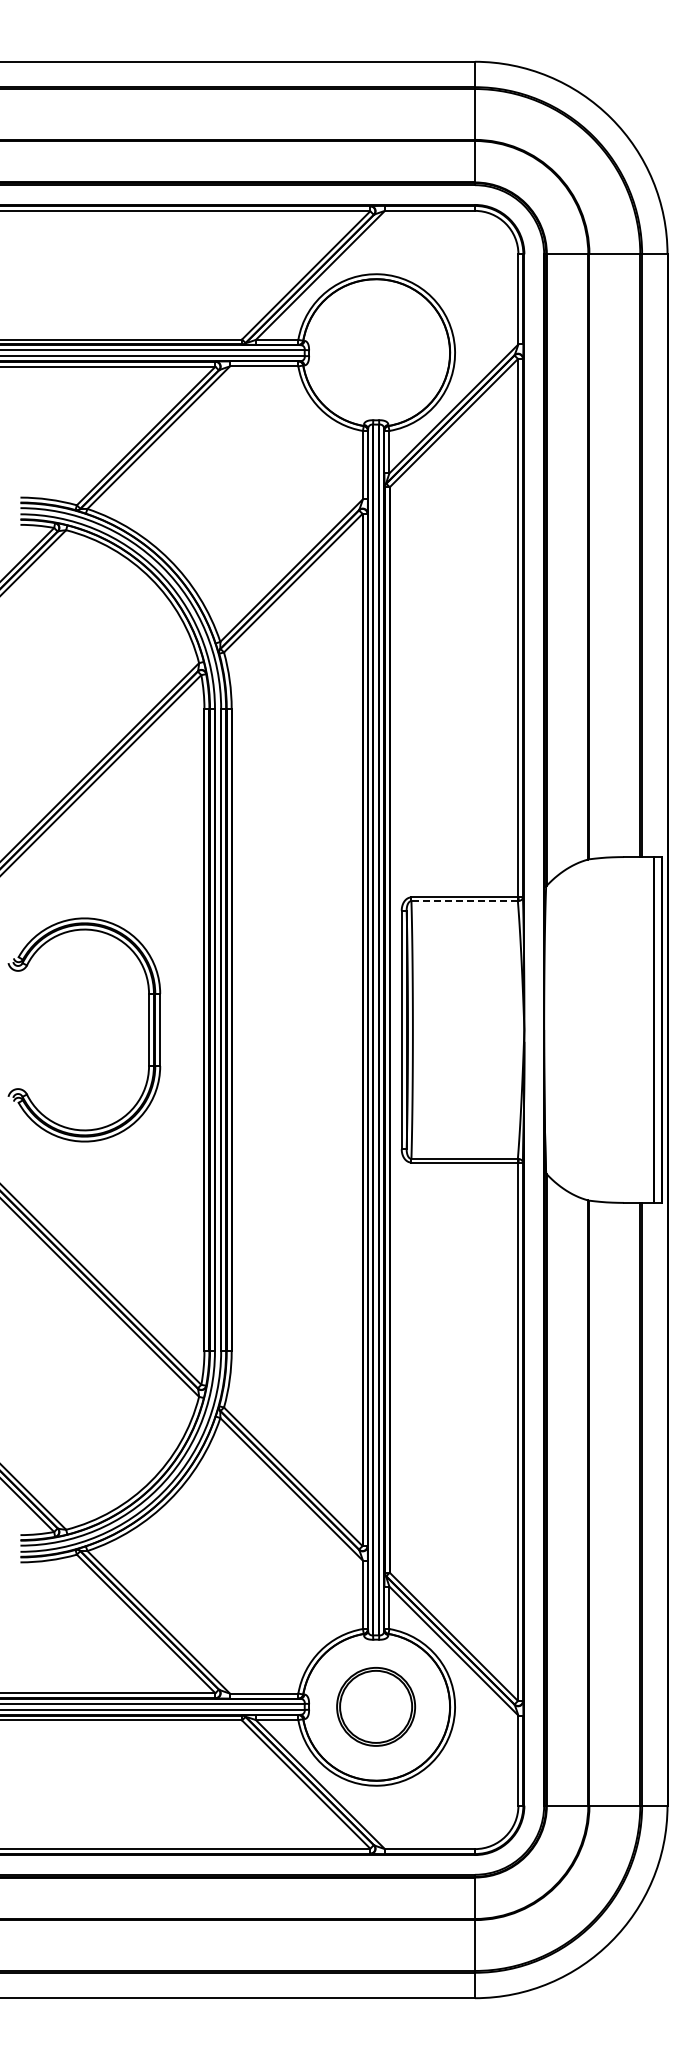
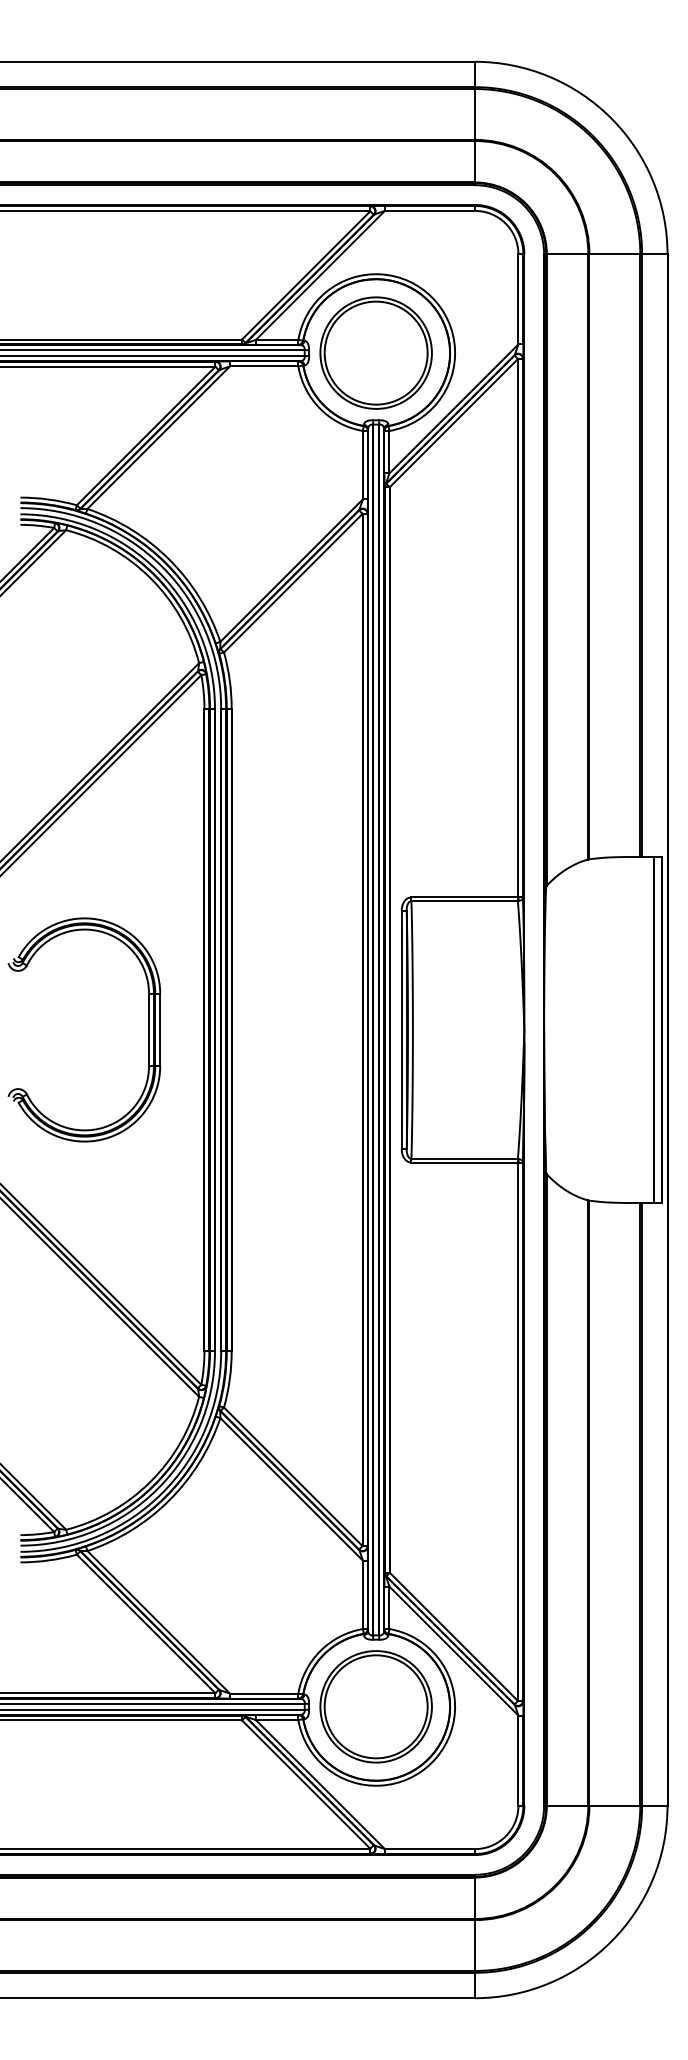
part: none -> present (375, 352)
line: dashed -> solid (464, 901)
part size: 81x80 px -> 114x114 px (375, 1706)
